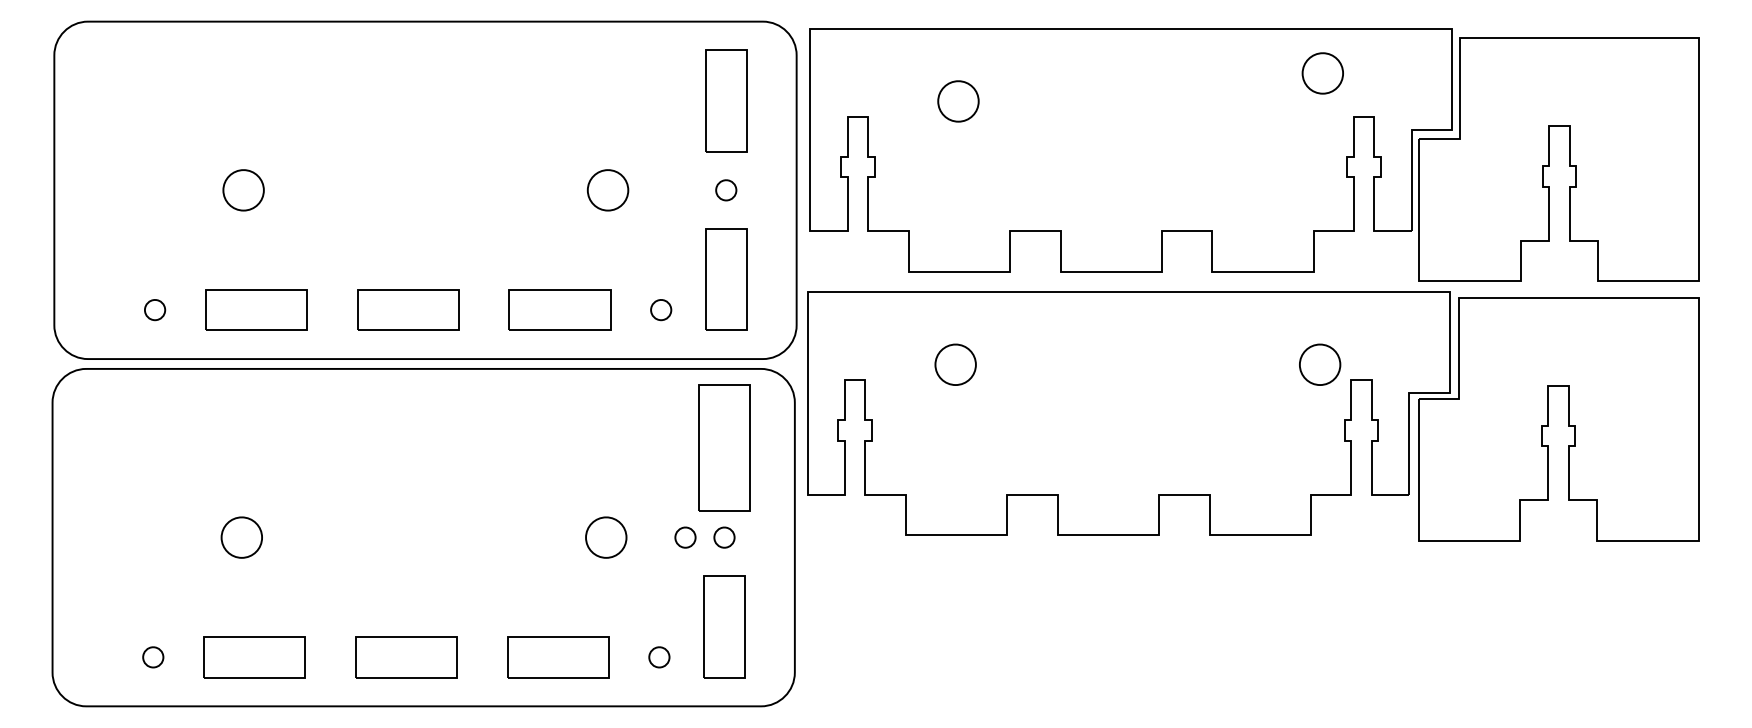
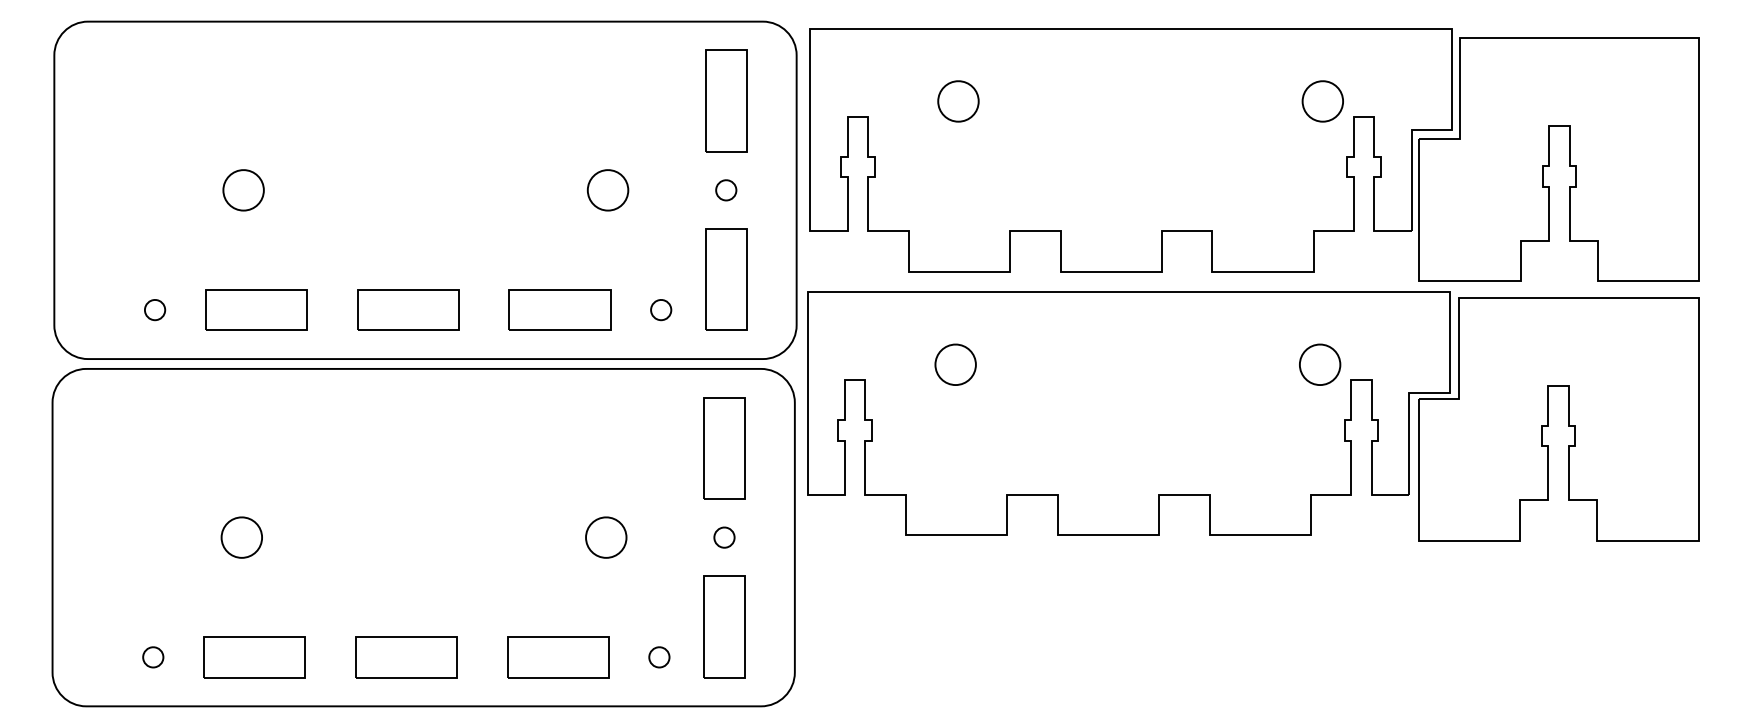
part position: (1322, 73) -> (1322, 101) (1322, 101)
part size: 53x128 px -> 43x103 px (724, 448)
part: present -> none (685, 537)
